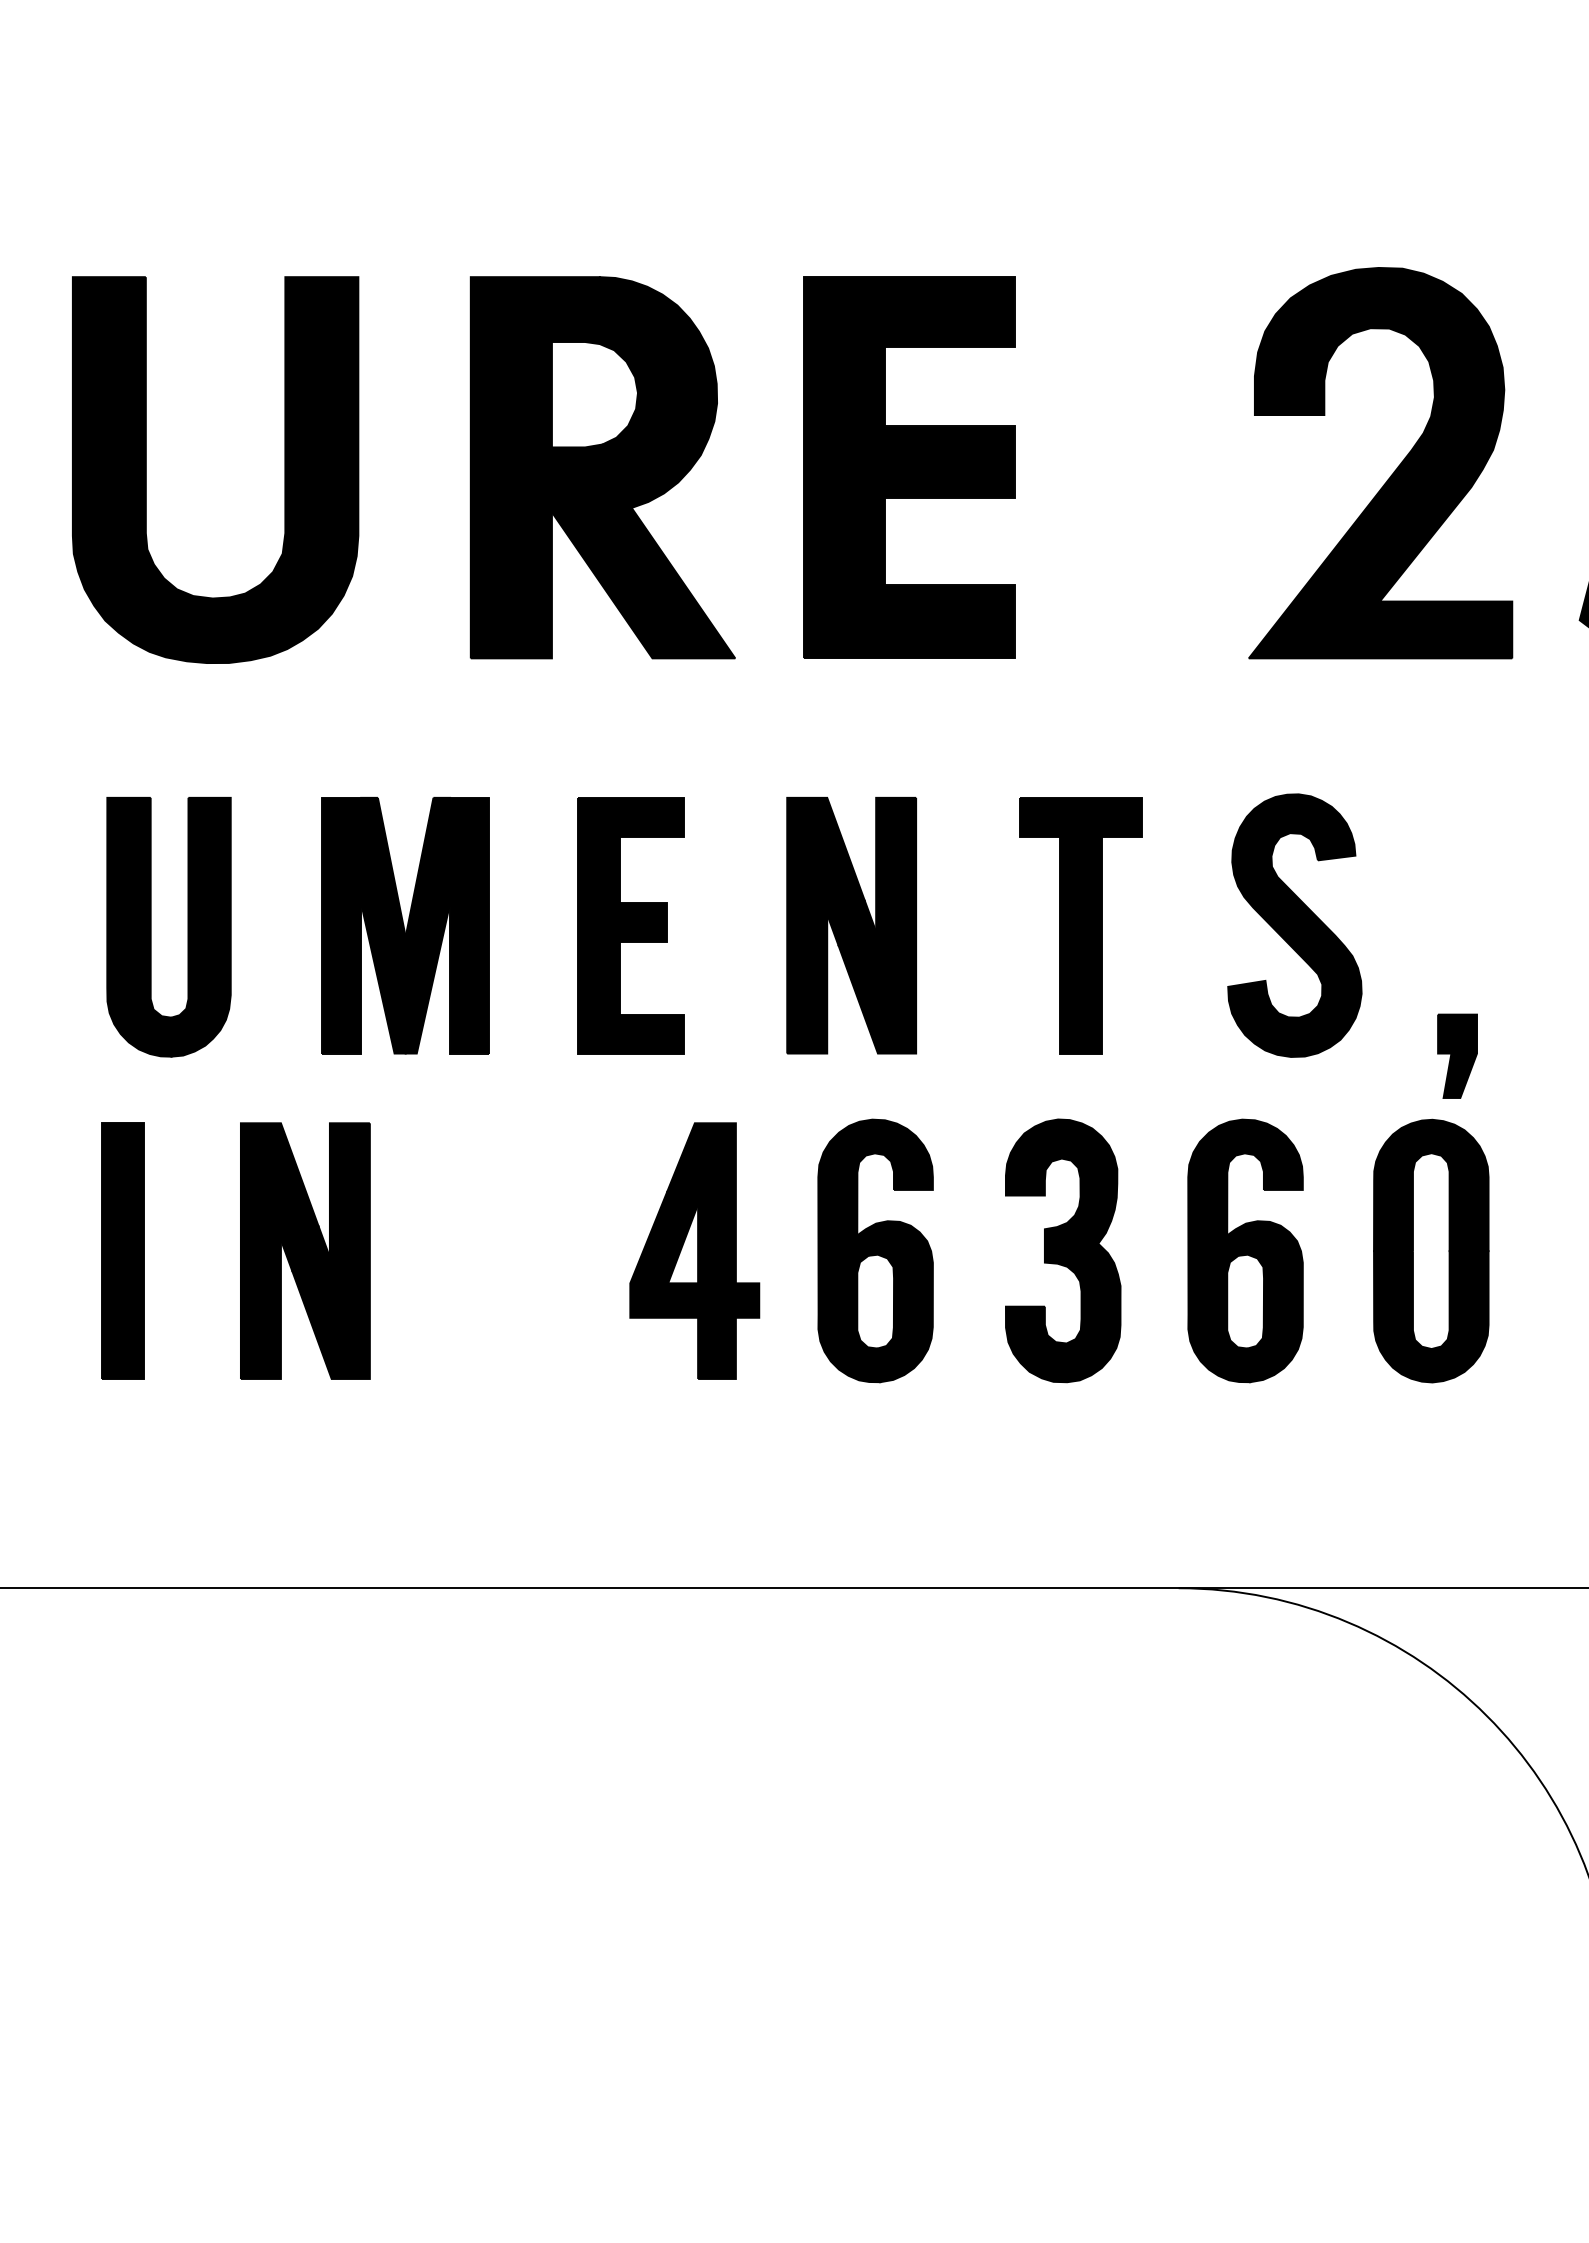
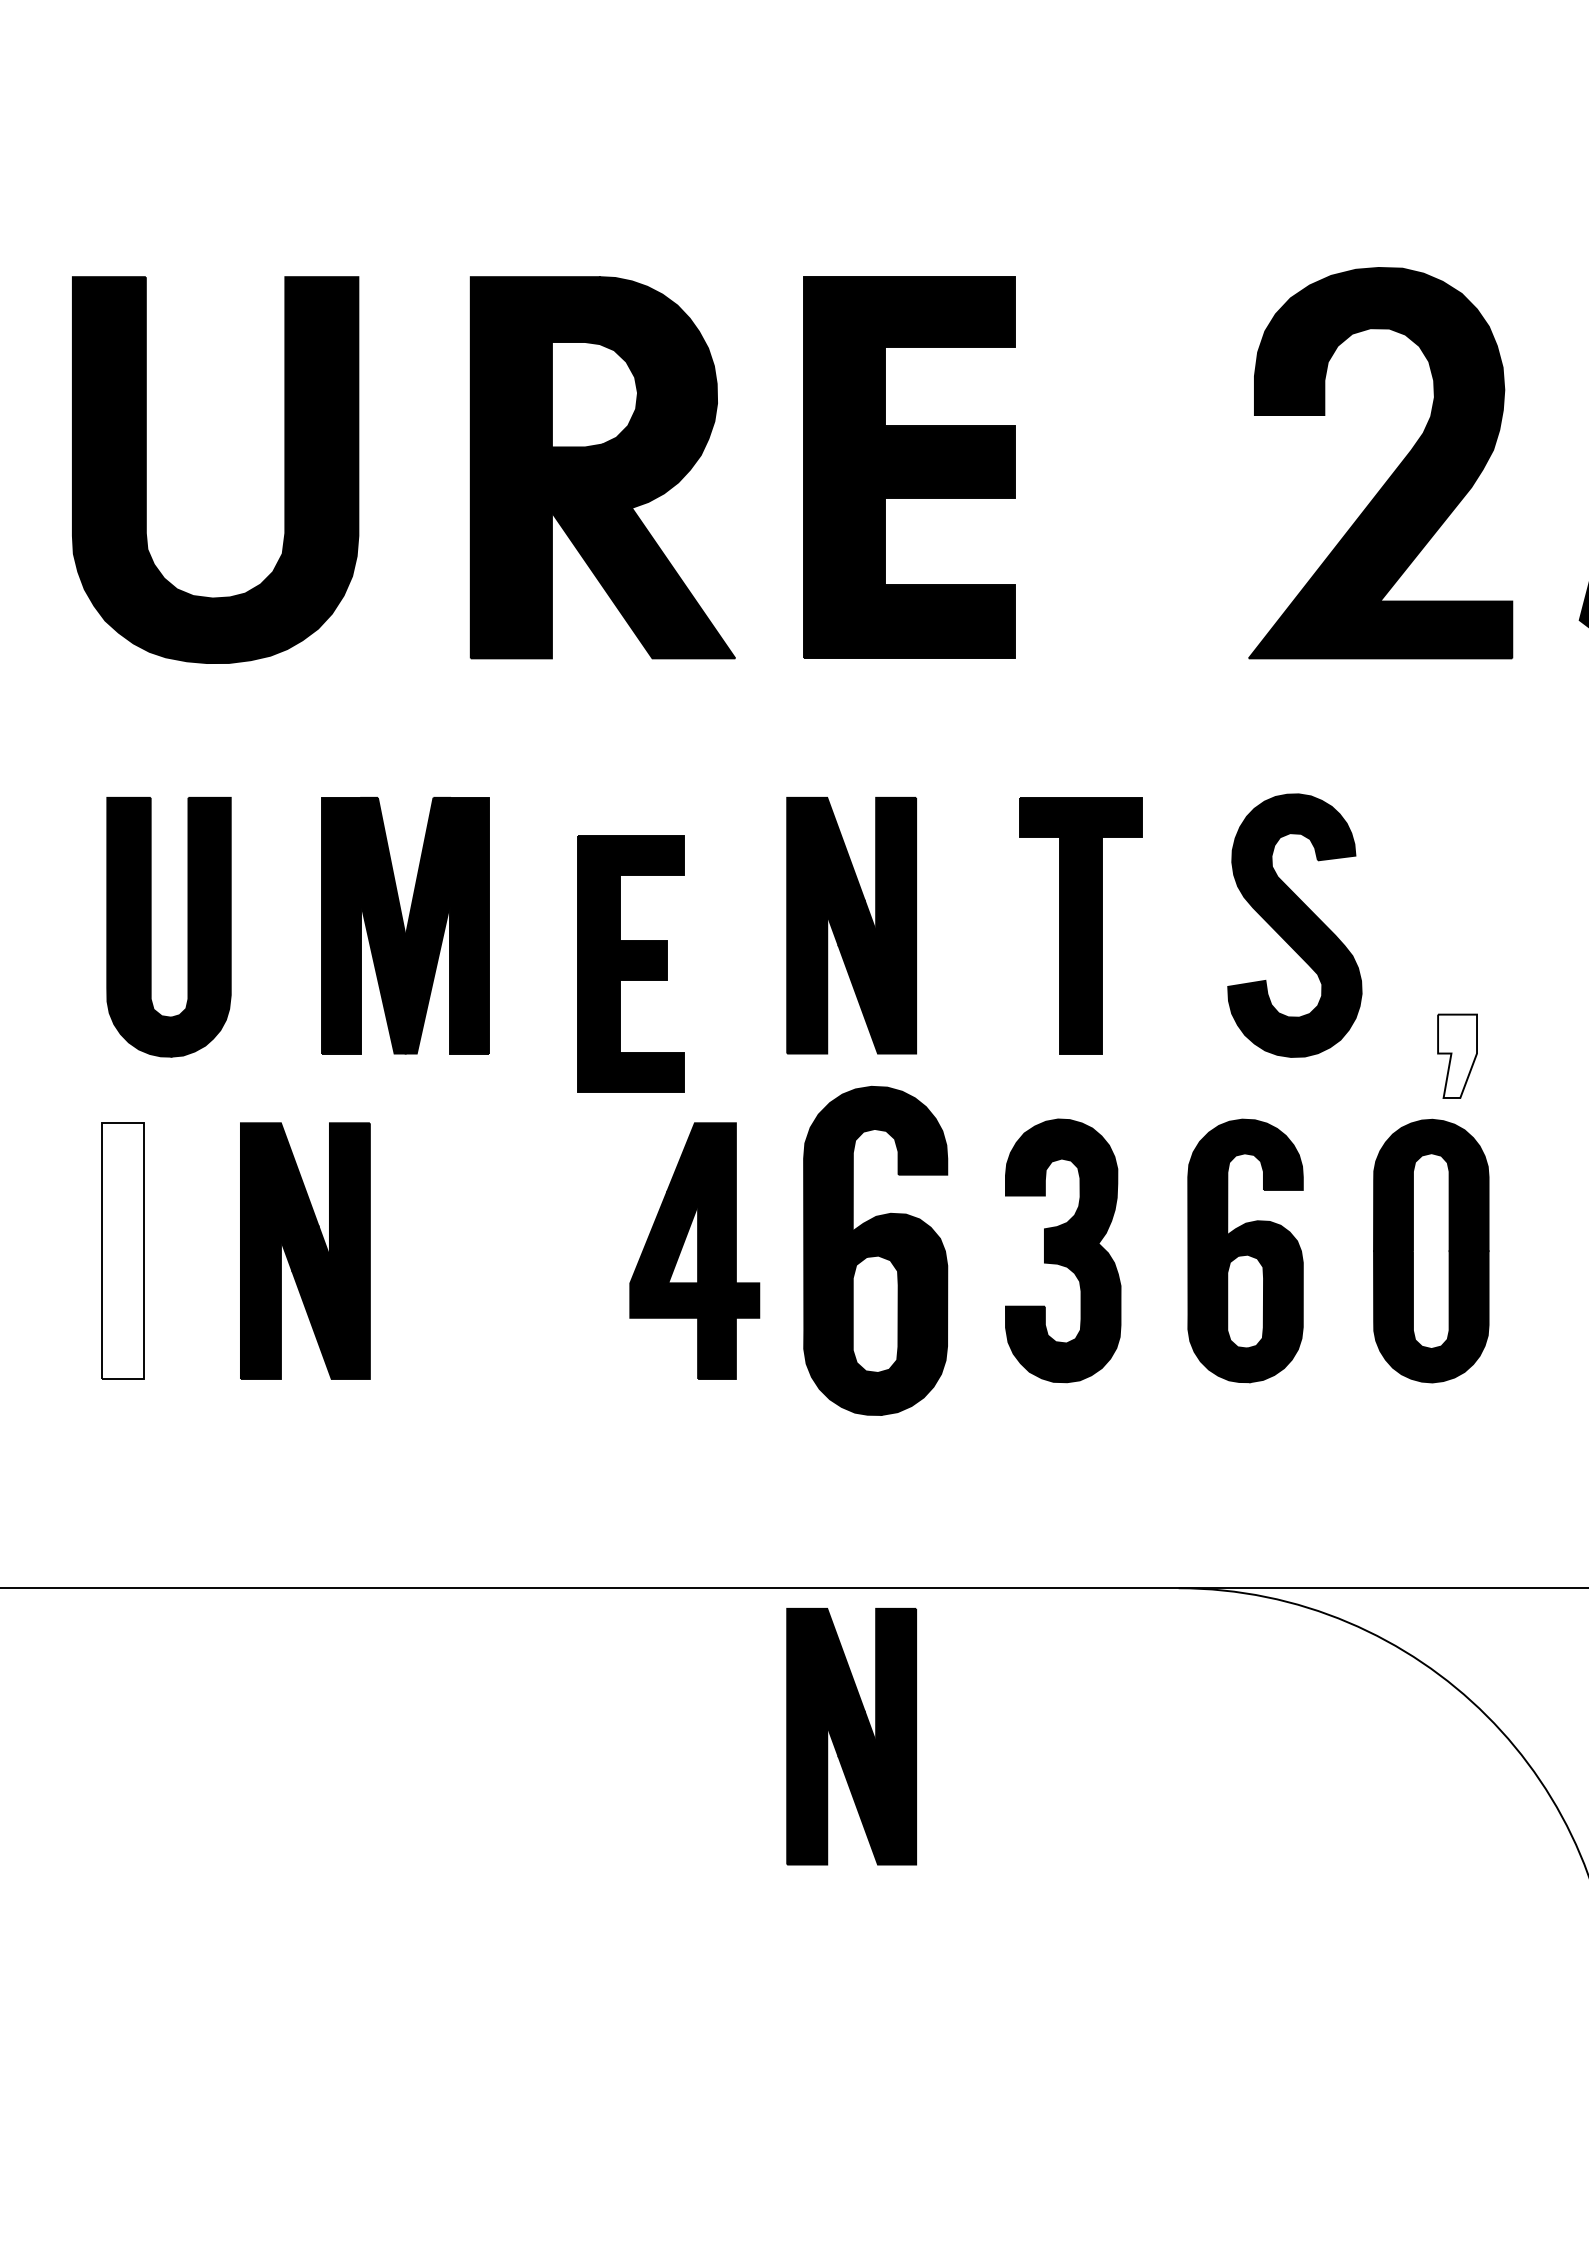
part position: (630, 925) -> (630, 963) (630, 963)
fill: present -> none (1457, 1055)
fill: present -> none (122, 1250)
part size: 117x266 px -> 146x331 px (875, 1250)
part: none -> present (851, 1736)
